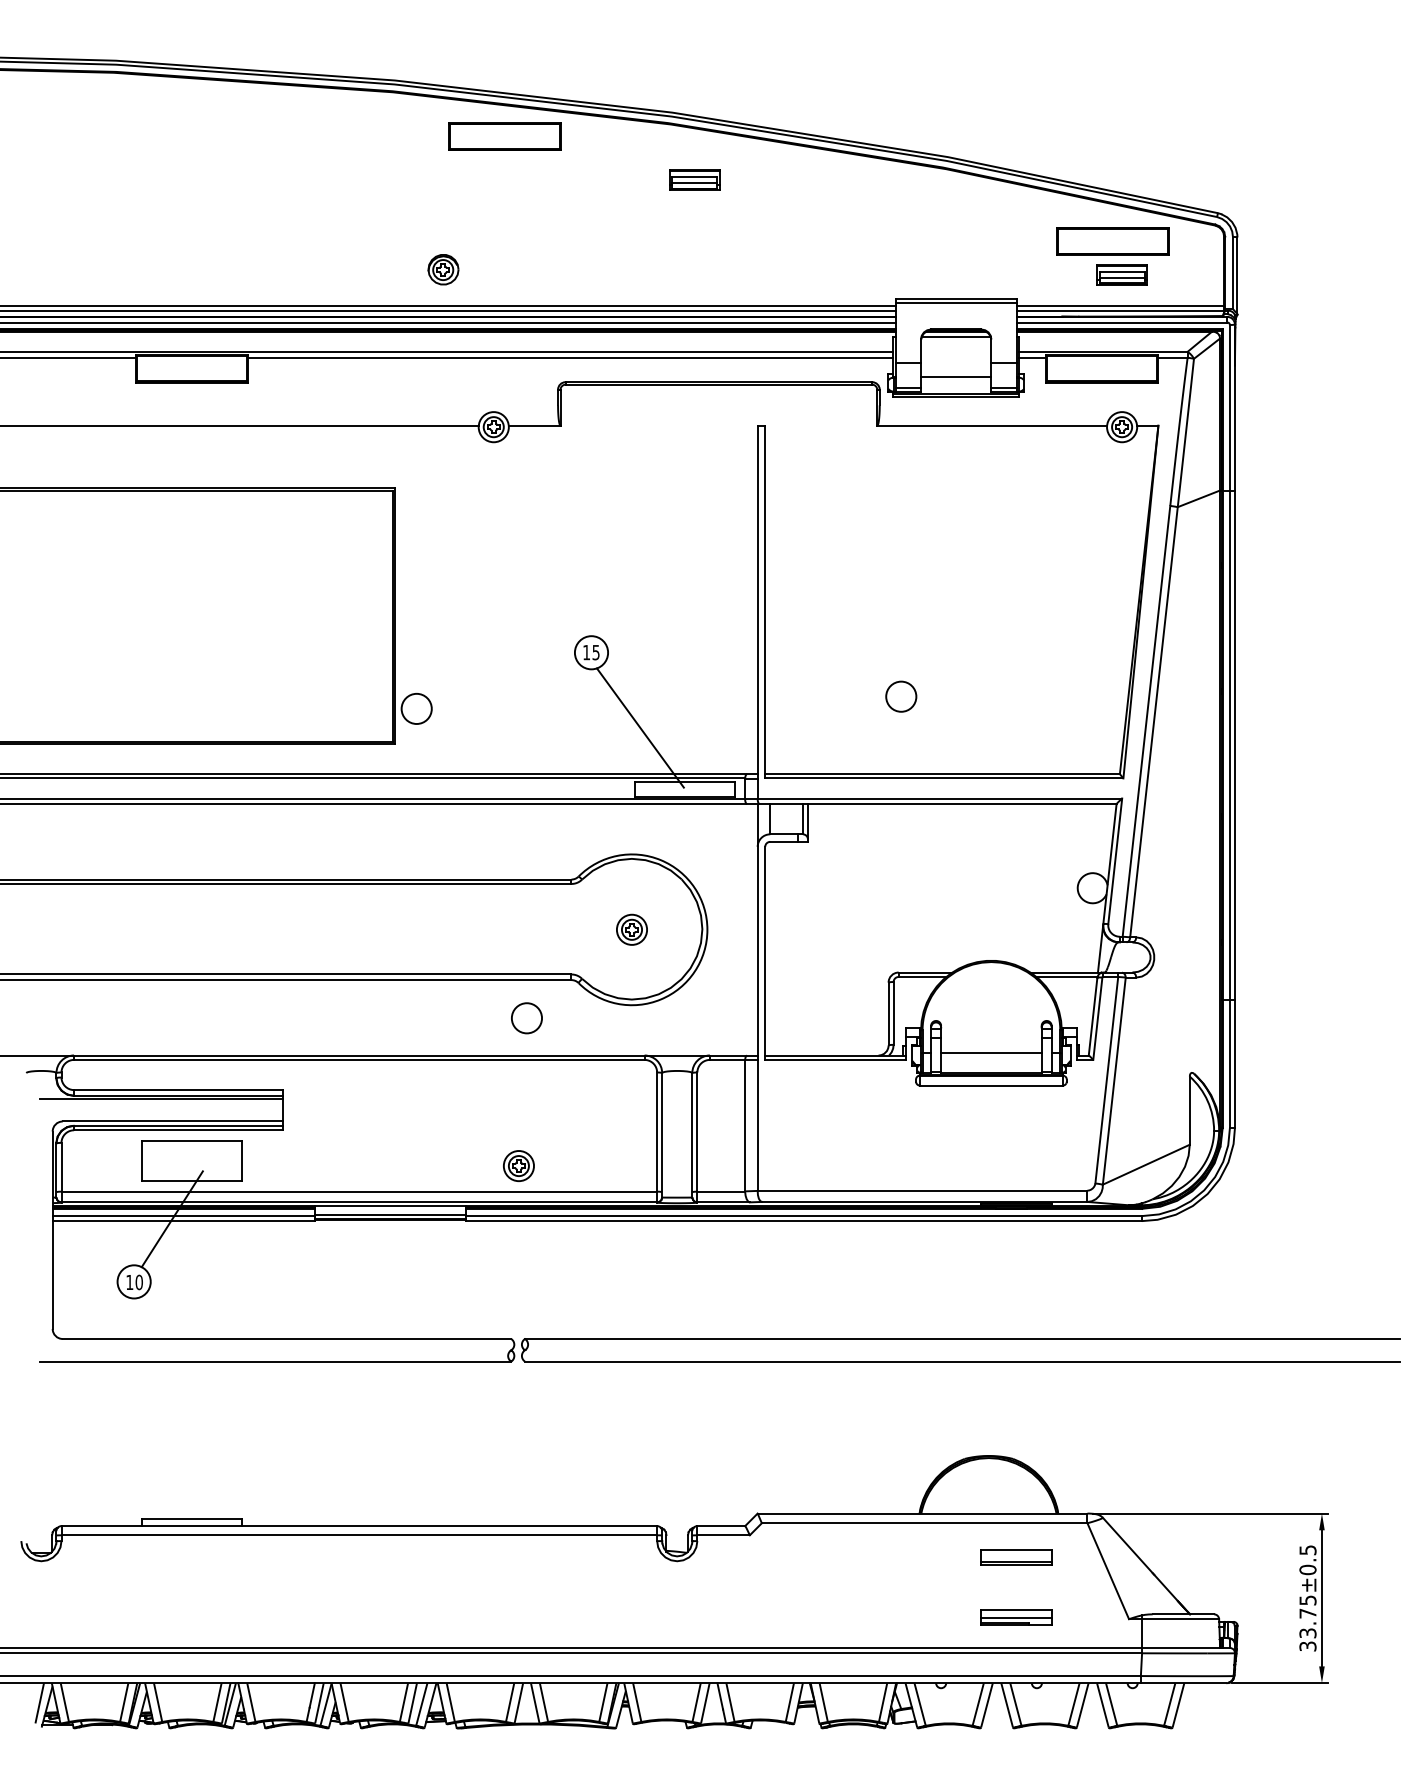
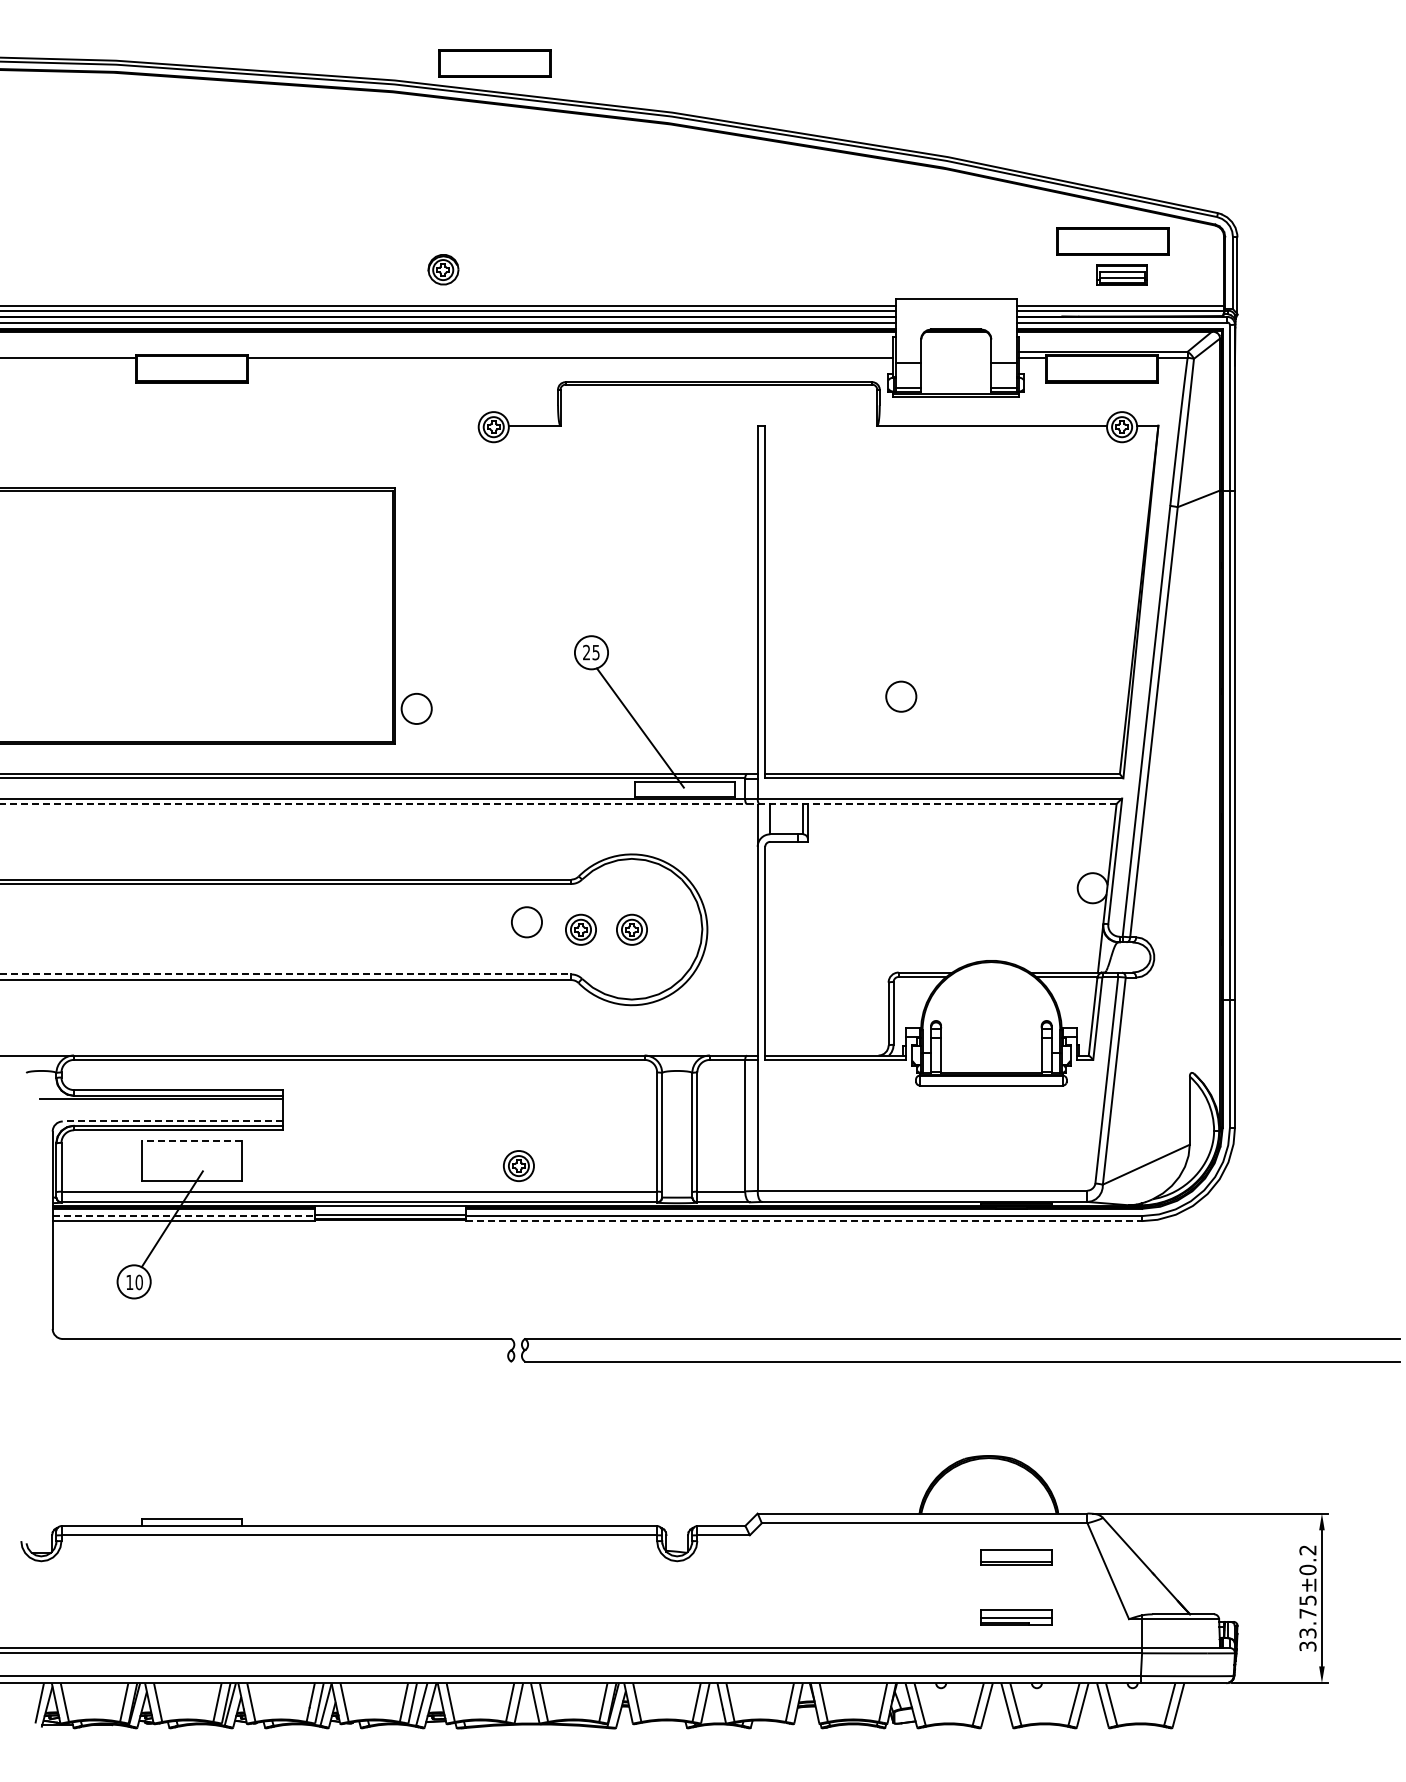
part position: (504, 136) -> (494, 63) (494, 63)
part: present -> none (694, 179)
line: present -> none (955, 303)
line: present -> none (955, 336)
line: present -> none (447, 351)
line: present -> none (956, 377)
line: present -> none (240, 425)
text: 15 -> 25 (586, 652)
line: solid -> dashed (558, 804)
part: none -> present (580, 929)
line: solid -> dashed (286, 974)
circle position: (526, 1018) -> (526, 922) (526, 922)
line: present -> none (991, 1053)
line: solid -> dashed (172, 1121)
line: solid -> dashed (191, 1140)
line: solid -> dashed (184, 1216)
line: solid -> dashed (804, 1221)
line: present -> none (275, 1361)
text: 33.75±0.5 -> 33.75±0.2 (1307, 1550)
